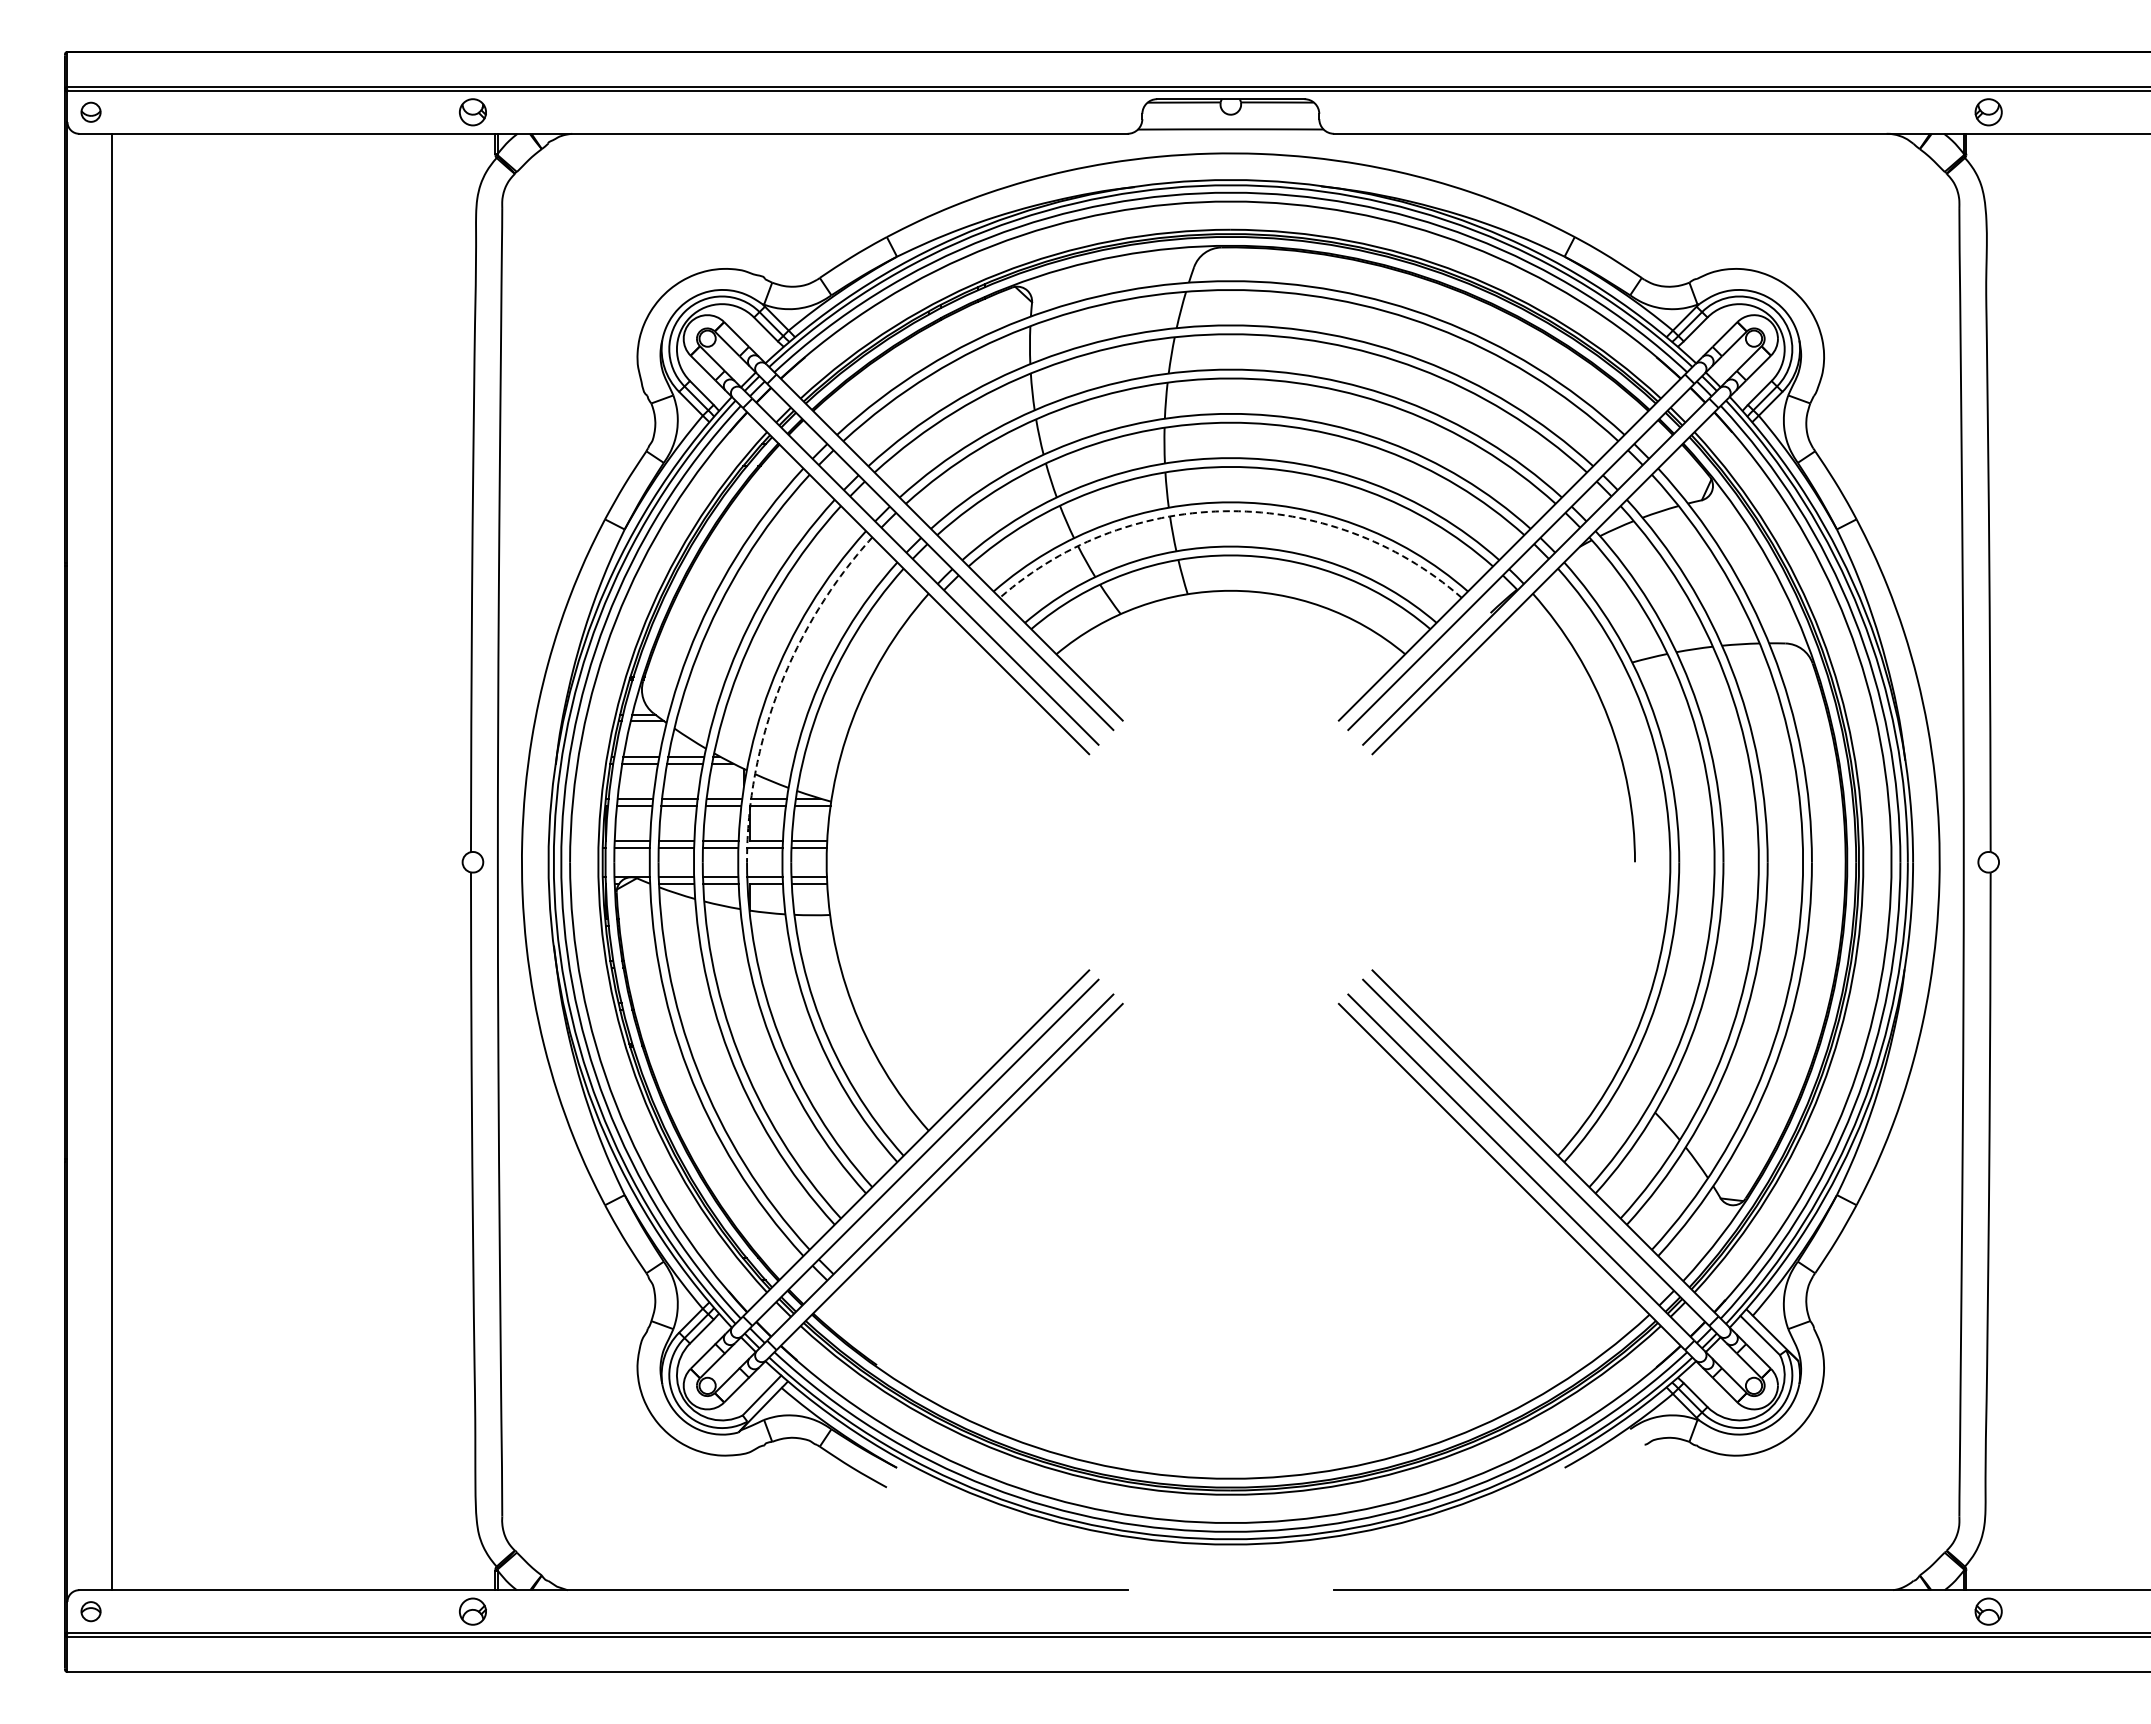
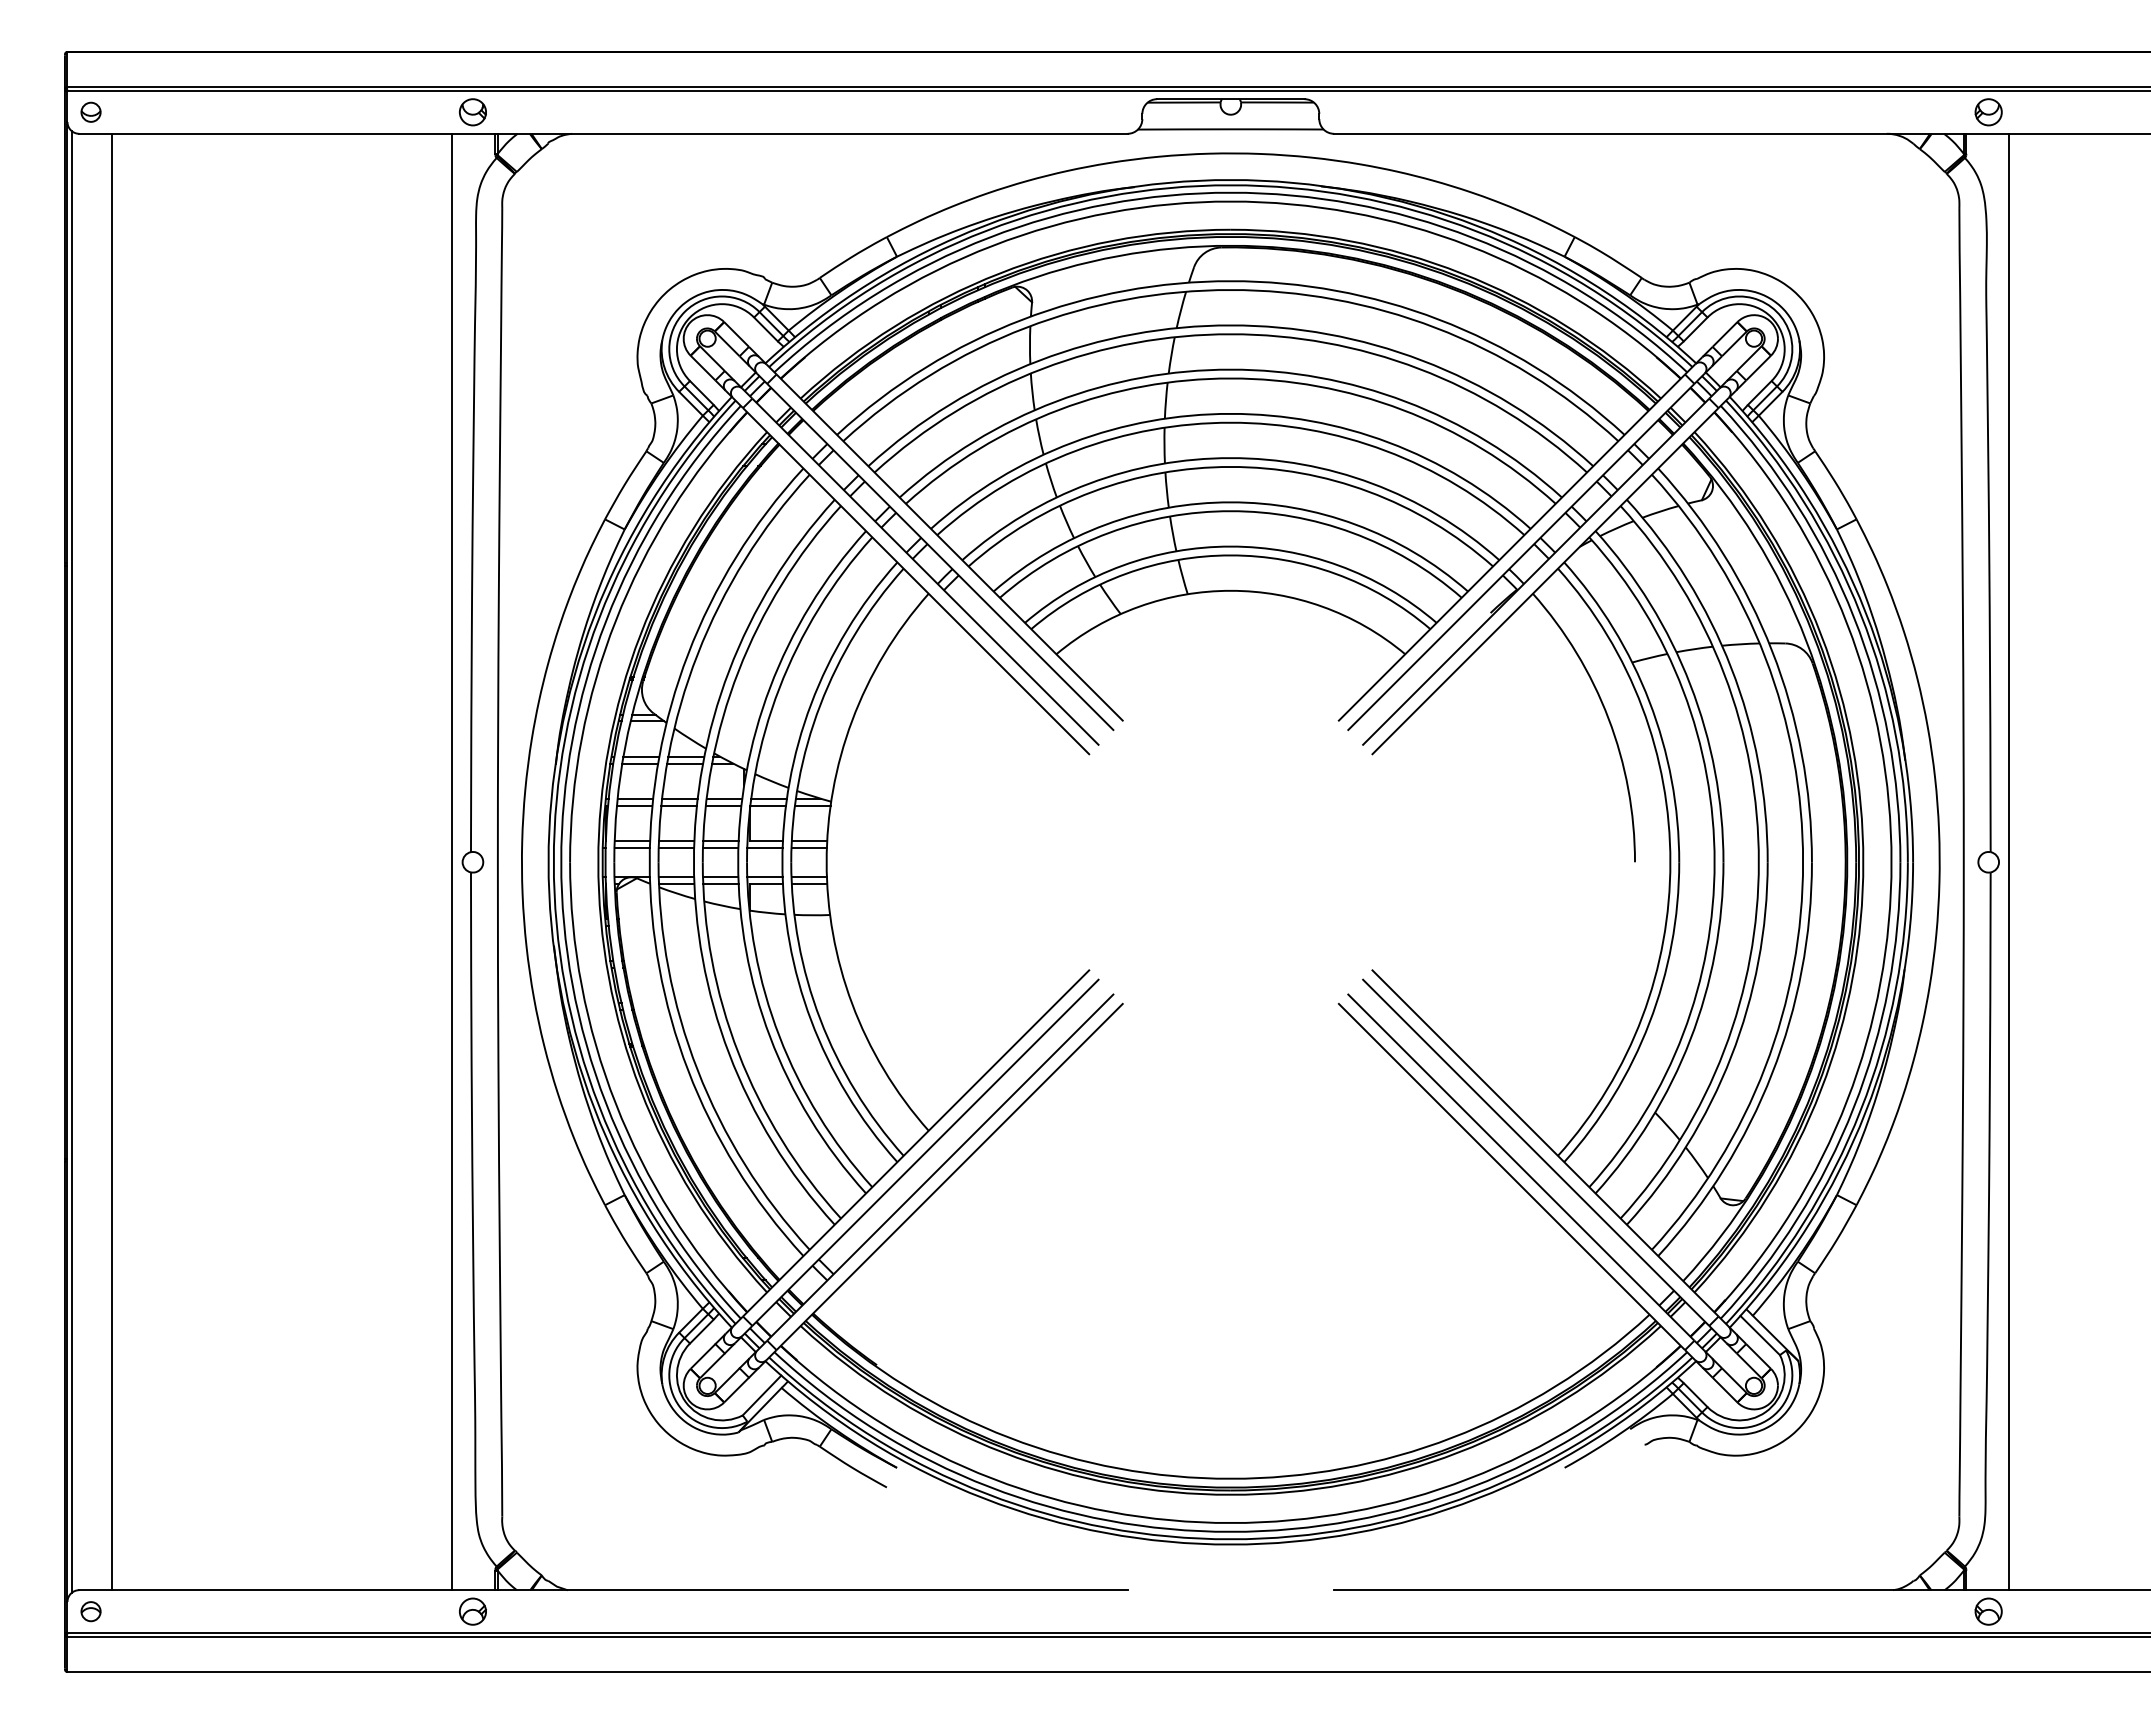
arc: dashed -> solid (1230, 511)
arc: dashed -> solid (779, 688)
line: none -> present (72, 861)
line: none -> present (452, 861)
line: none -> present (2009, 861)
